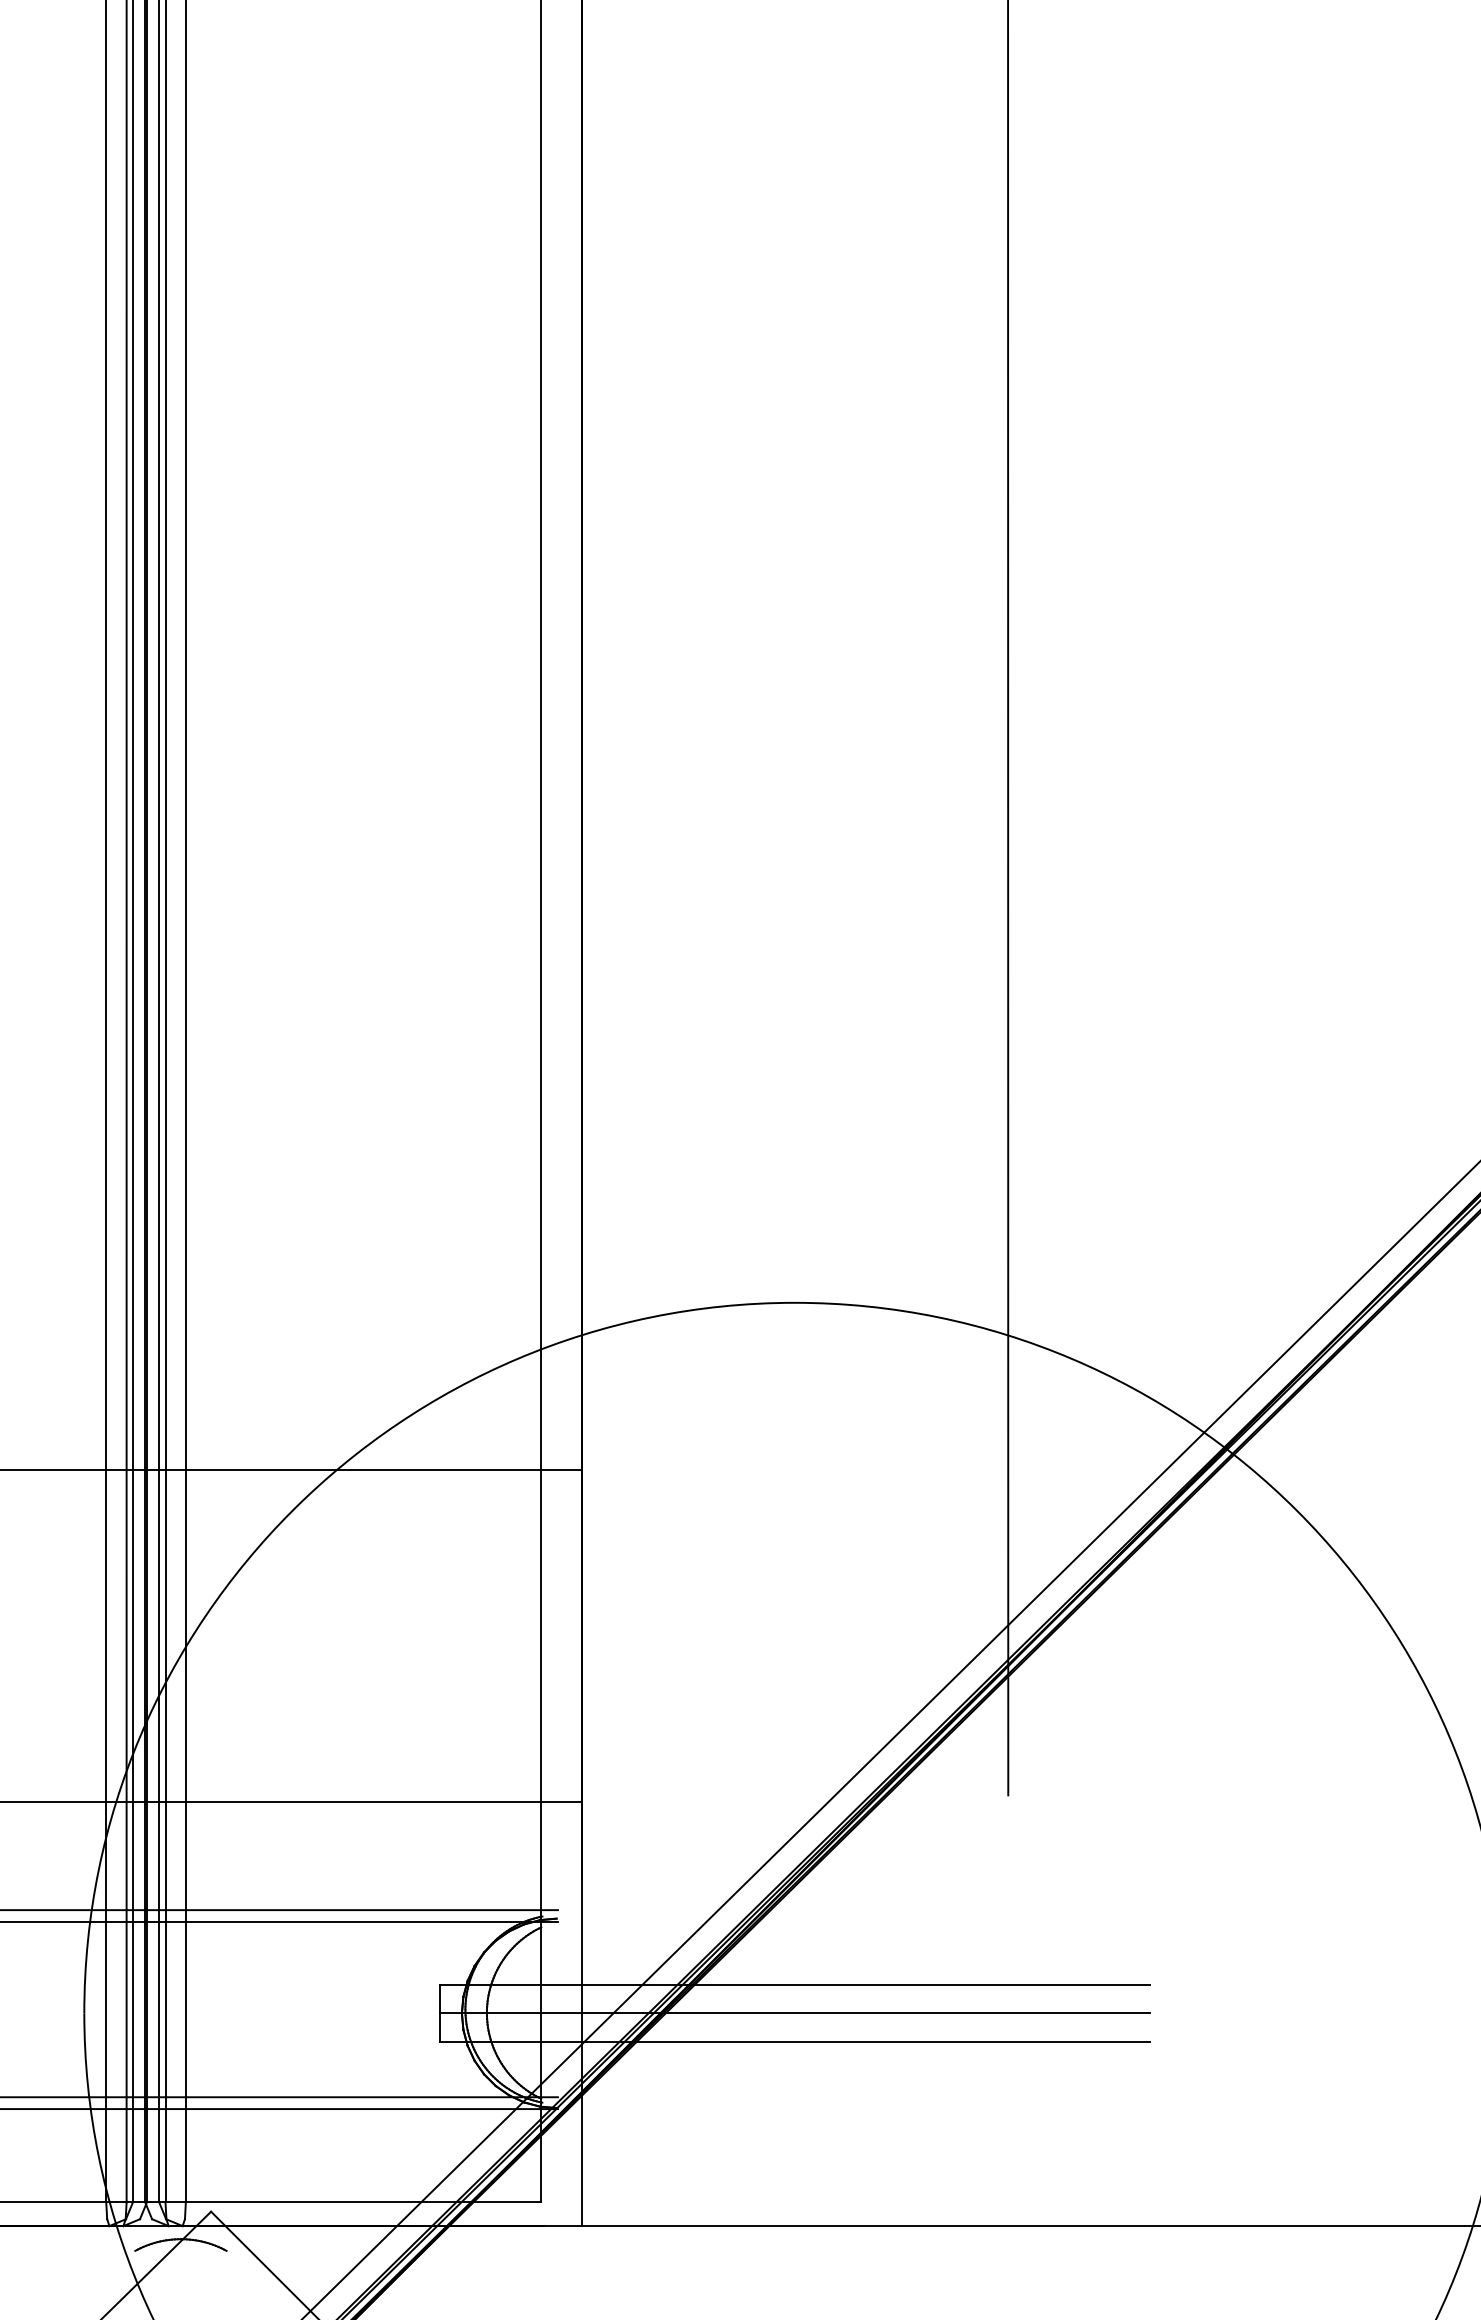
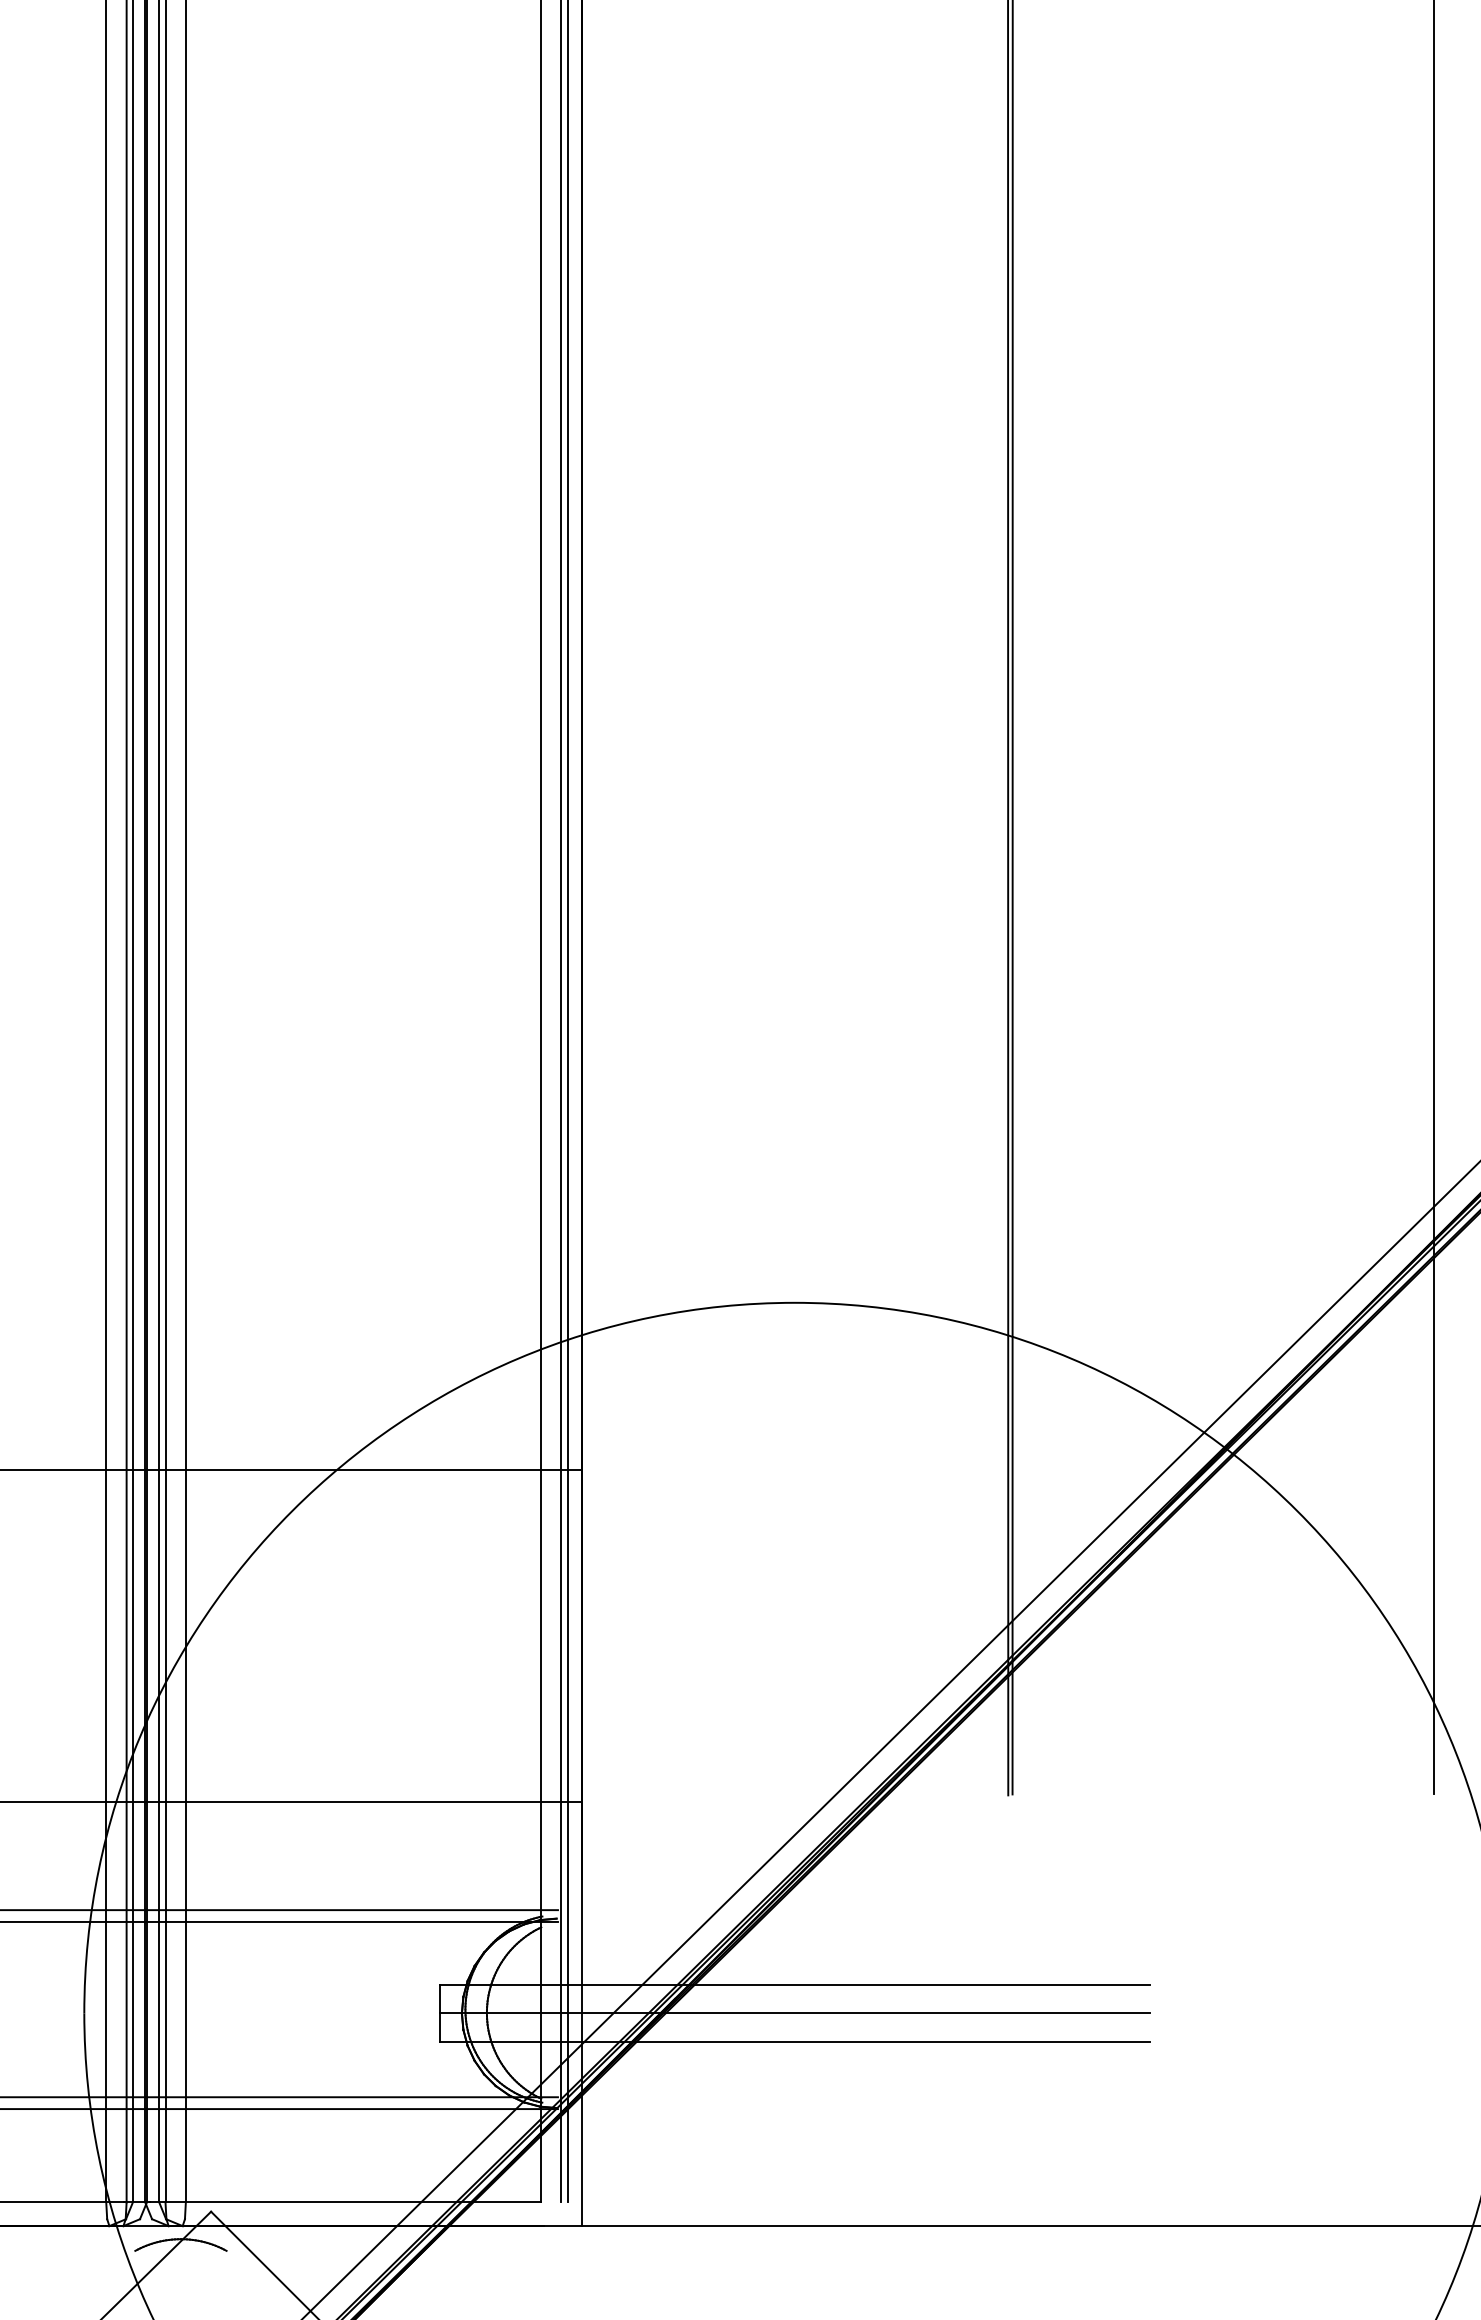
line: none -> present (1012, 898)
line: none -> present (1434, 898)
line: none -> present (561, 1102)
line: none -> present (567, 1102)
